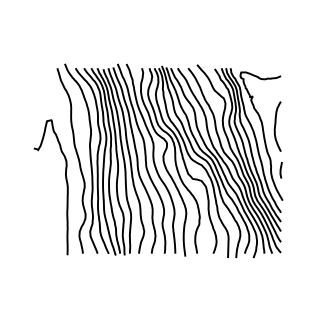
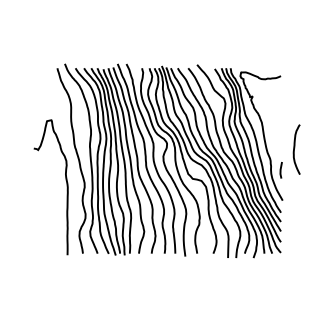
curve position: (275, 126) -> (294, 149) (294, 149)
